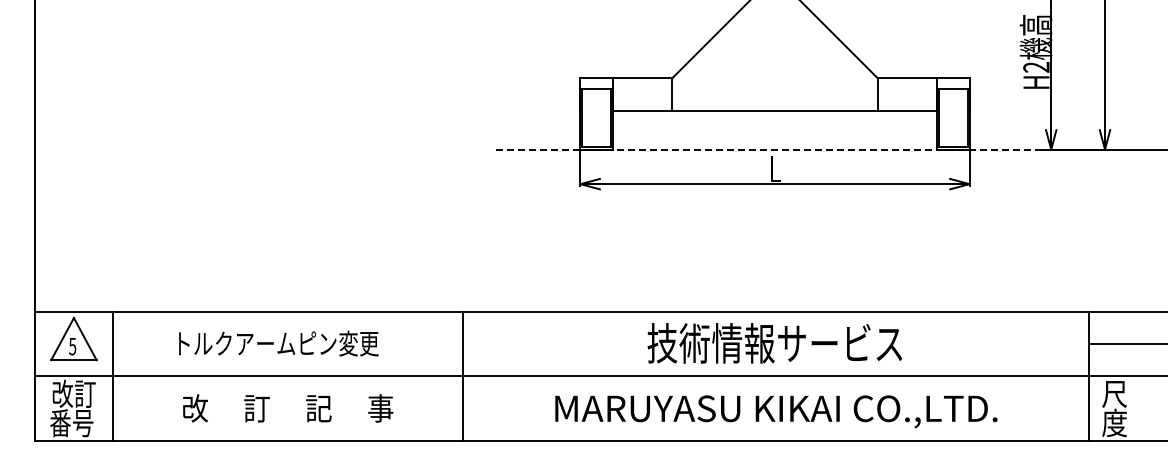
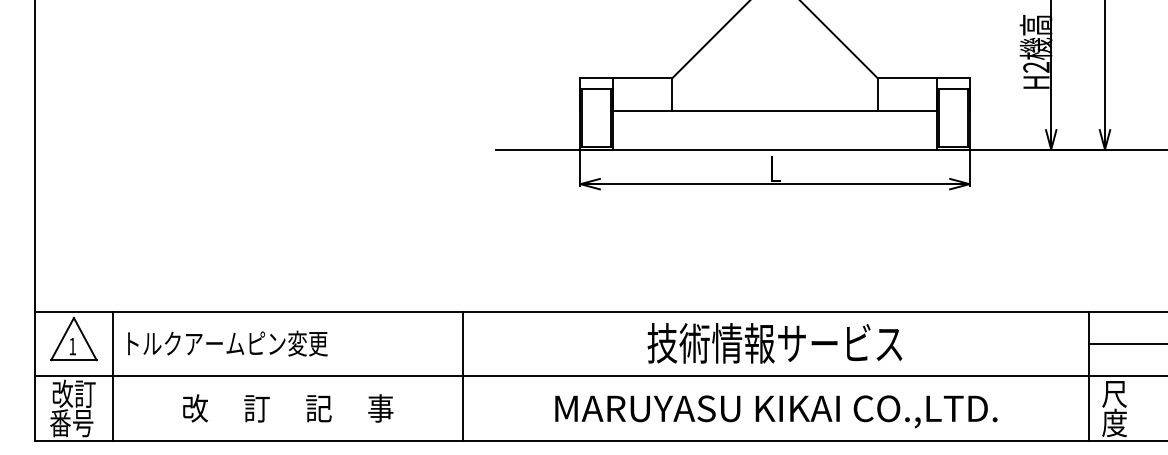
line: dashed -> solid (770, 149)
text position: (278, 343) -> (227, 343) (227, 343)
text: 5 -> 1 (72, 346)
